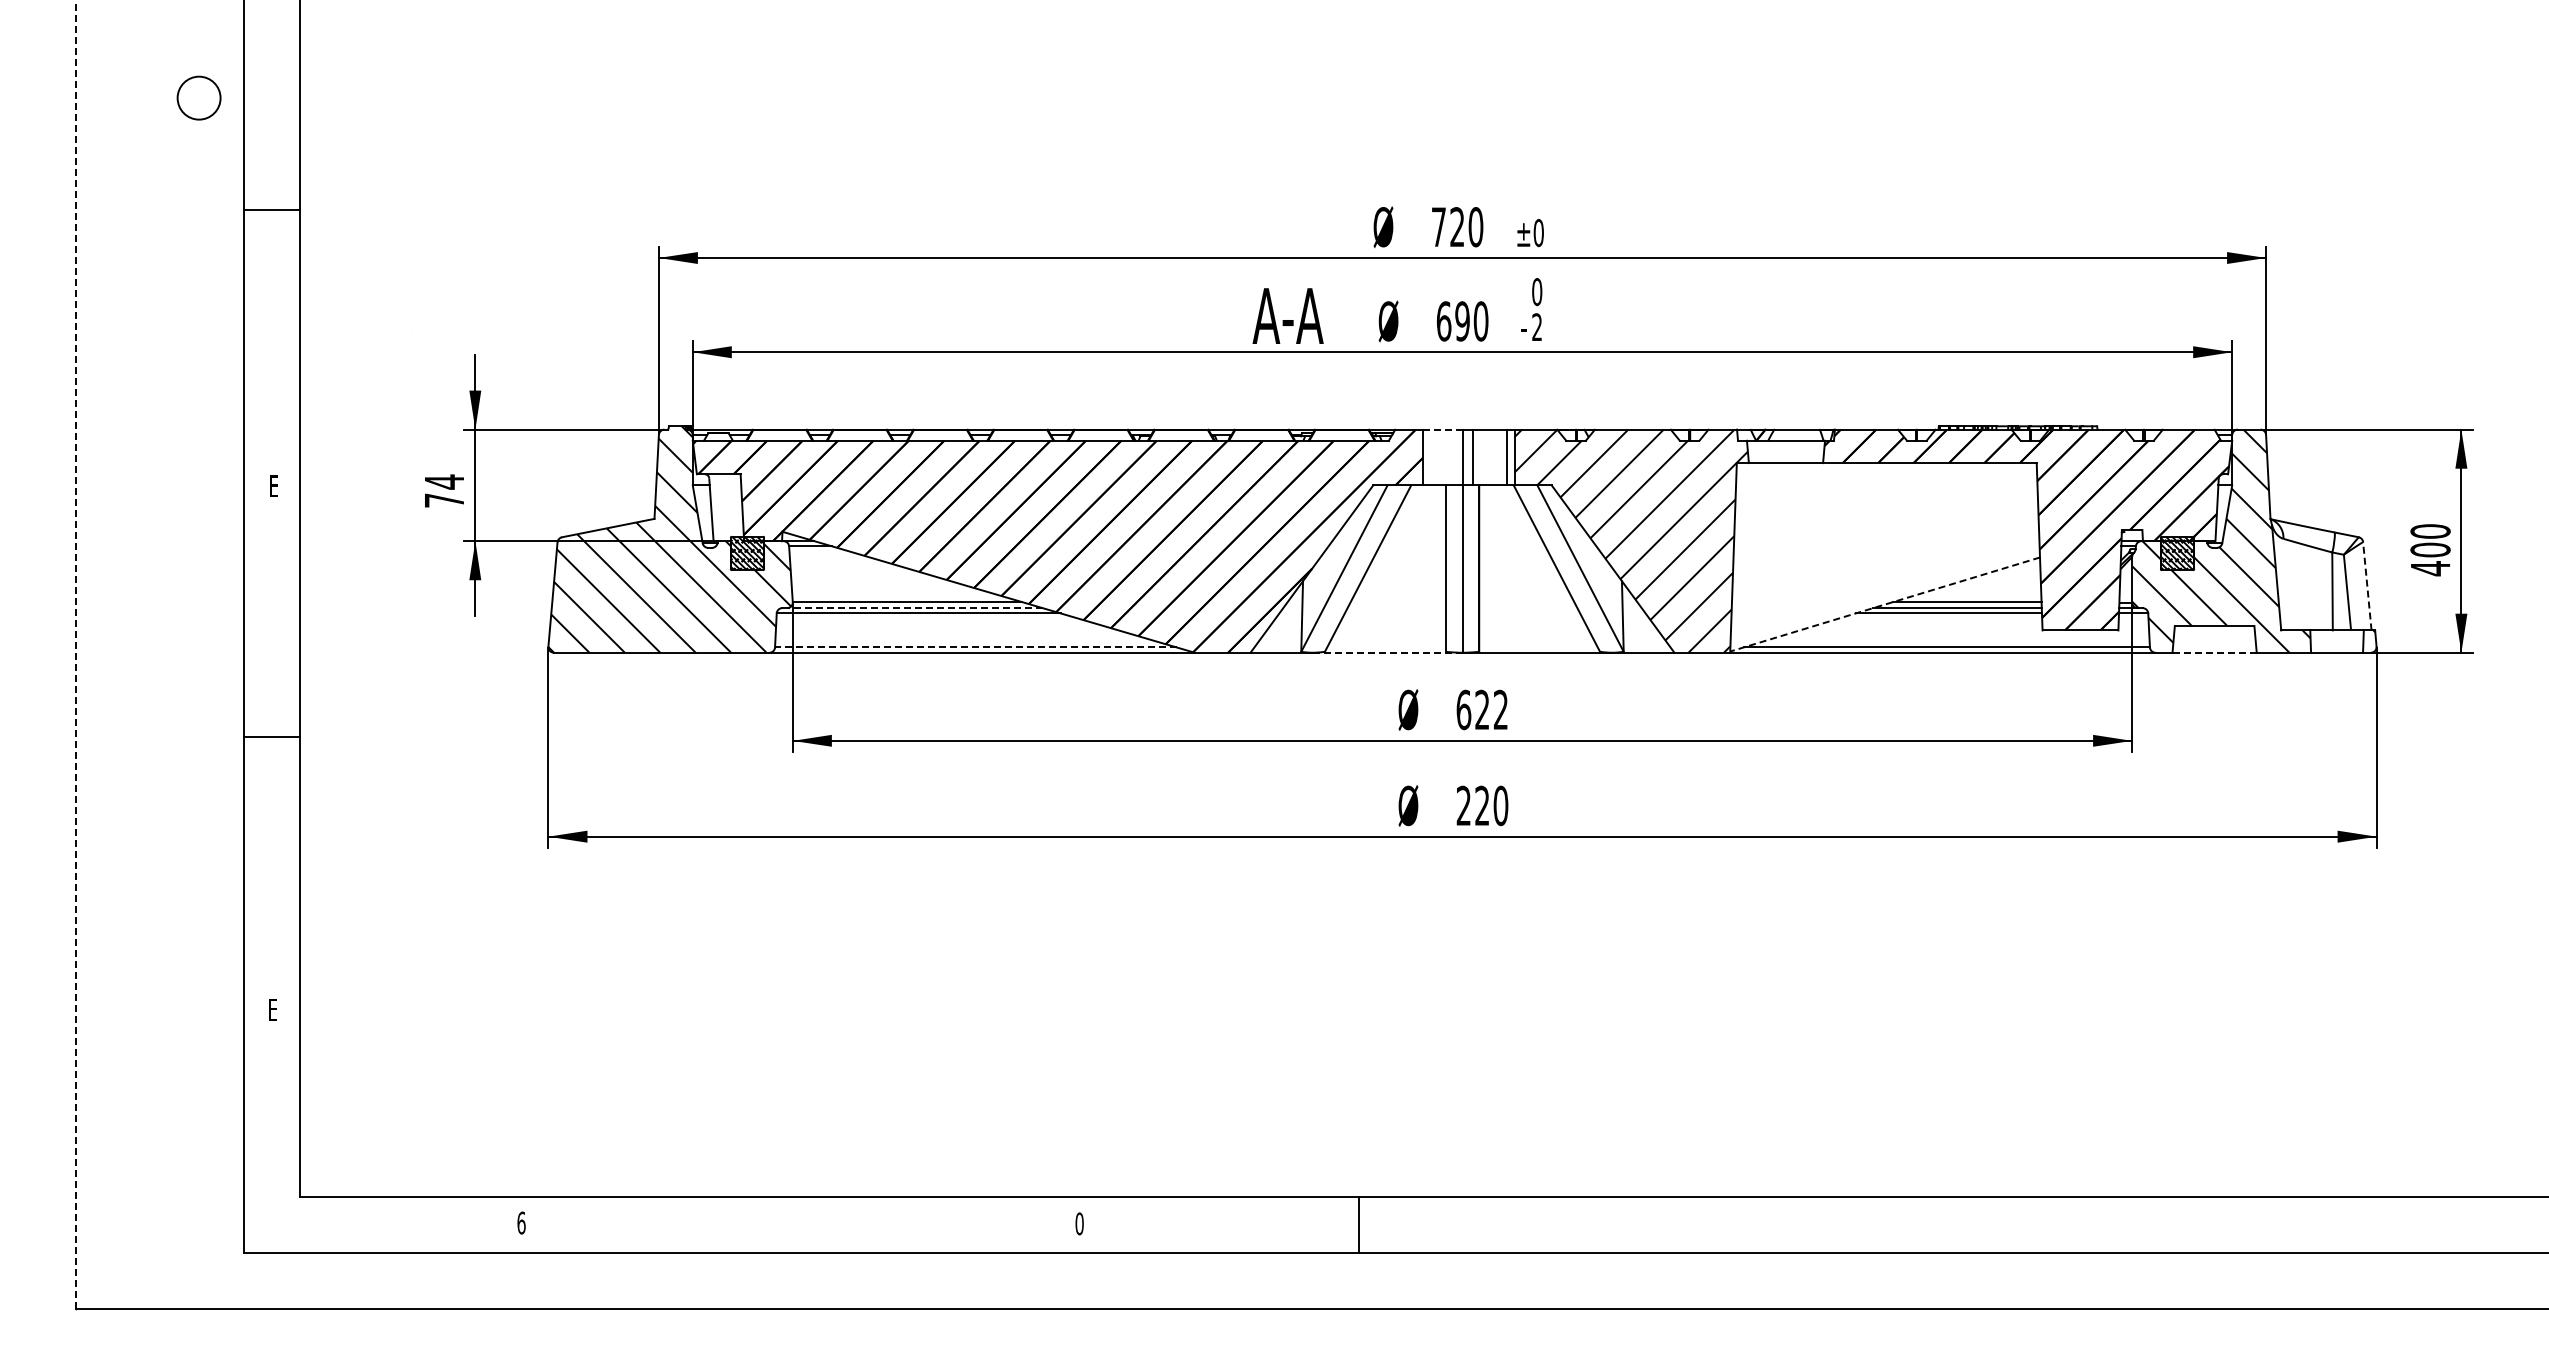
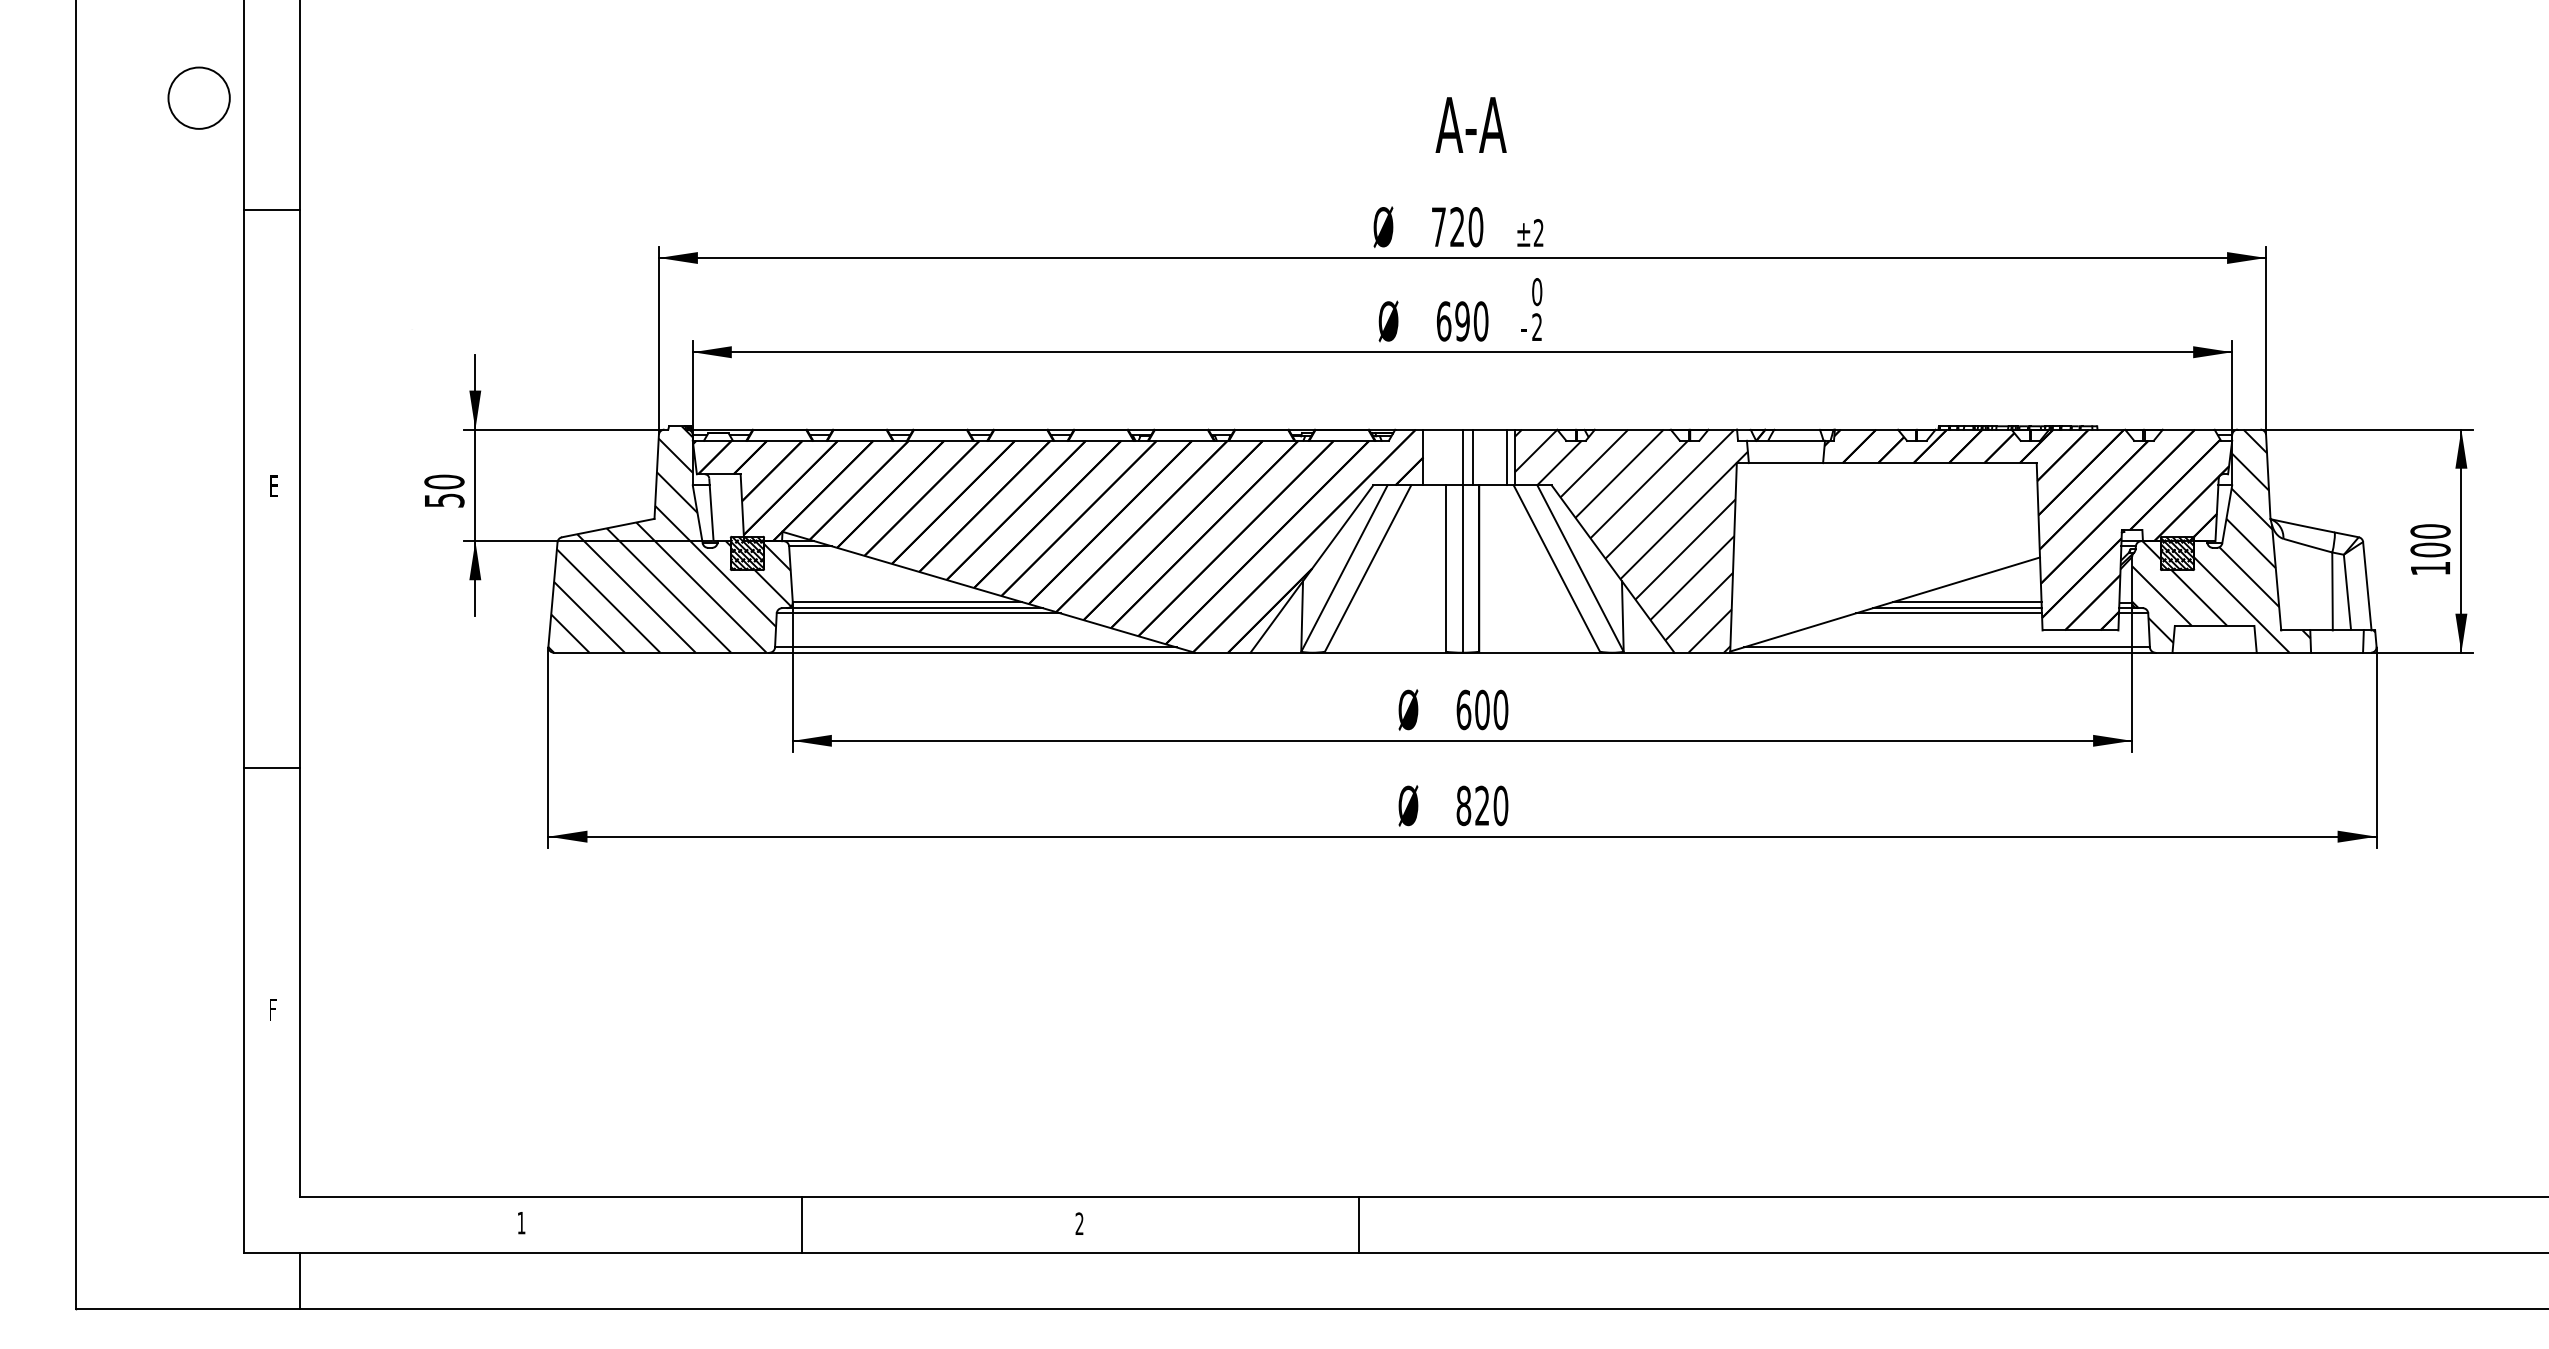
circle size: 46x46 px -> 64x64 px (198, 97)
text: ±0 -> ±2 (1538, 233)
text position: (1287, 315) -> (1470, 124) (1470, 124)
line: dashed -> solid (1442, 429)
text: 74 -> 50 (444, 490)
text: 400 -> 100 (2430, 568)
line: dashed -> solid (2367, 585)
line: dashed -> solid (1885, 604)
line: dashed -> solid (914, 608)
line: dashed -> solid (975, 647)
line: dashed -> solid (1387, 652)
line: dashed -> solid (2215, 652)
line: dashed -> solid (76, 654)
text: 622 -> 600 (1491, 709)
line position: (271, 736) -> (271, 767) (271, 767)
text: 220 -> 820 (1463, 805)
text: E -> F (272, 1009)
text: 6 -> 1 (521, 1222)
text: 0 -> 2 (1079, 1223)
line: none -> present (801, 1224)
line: none -> present (299, 1280)
